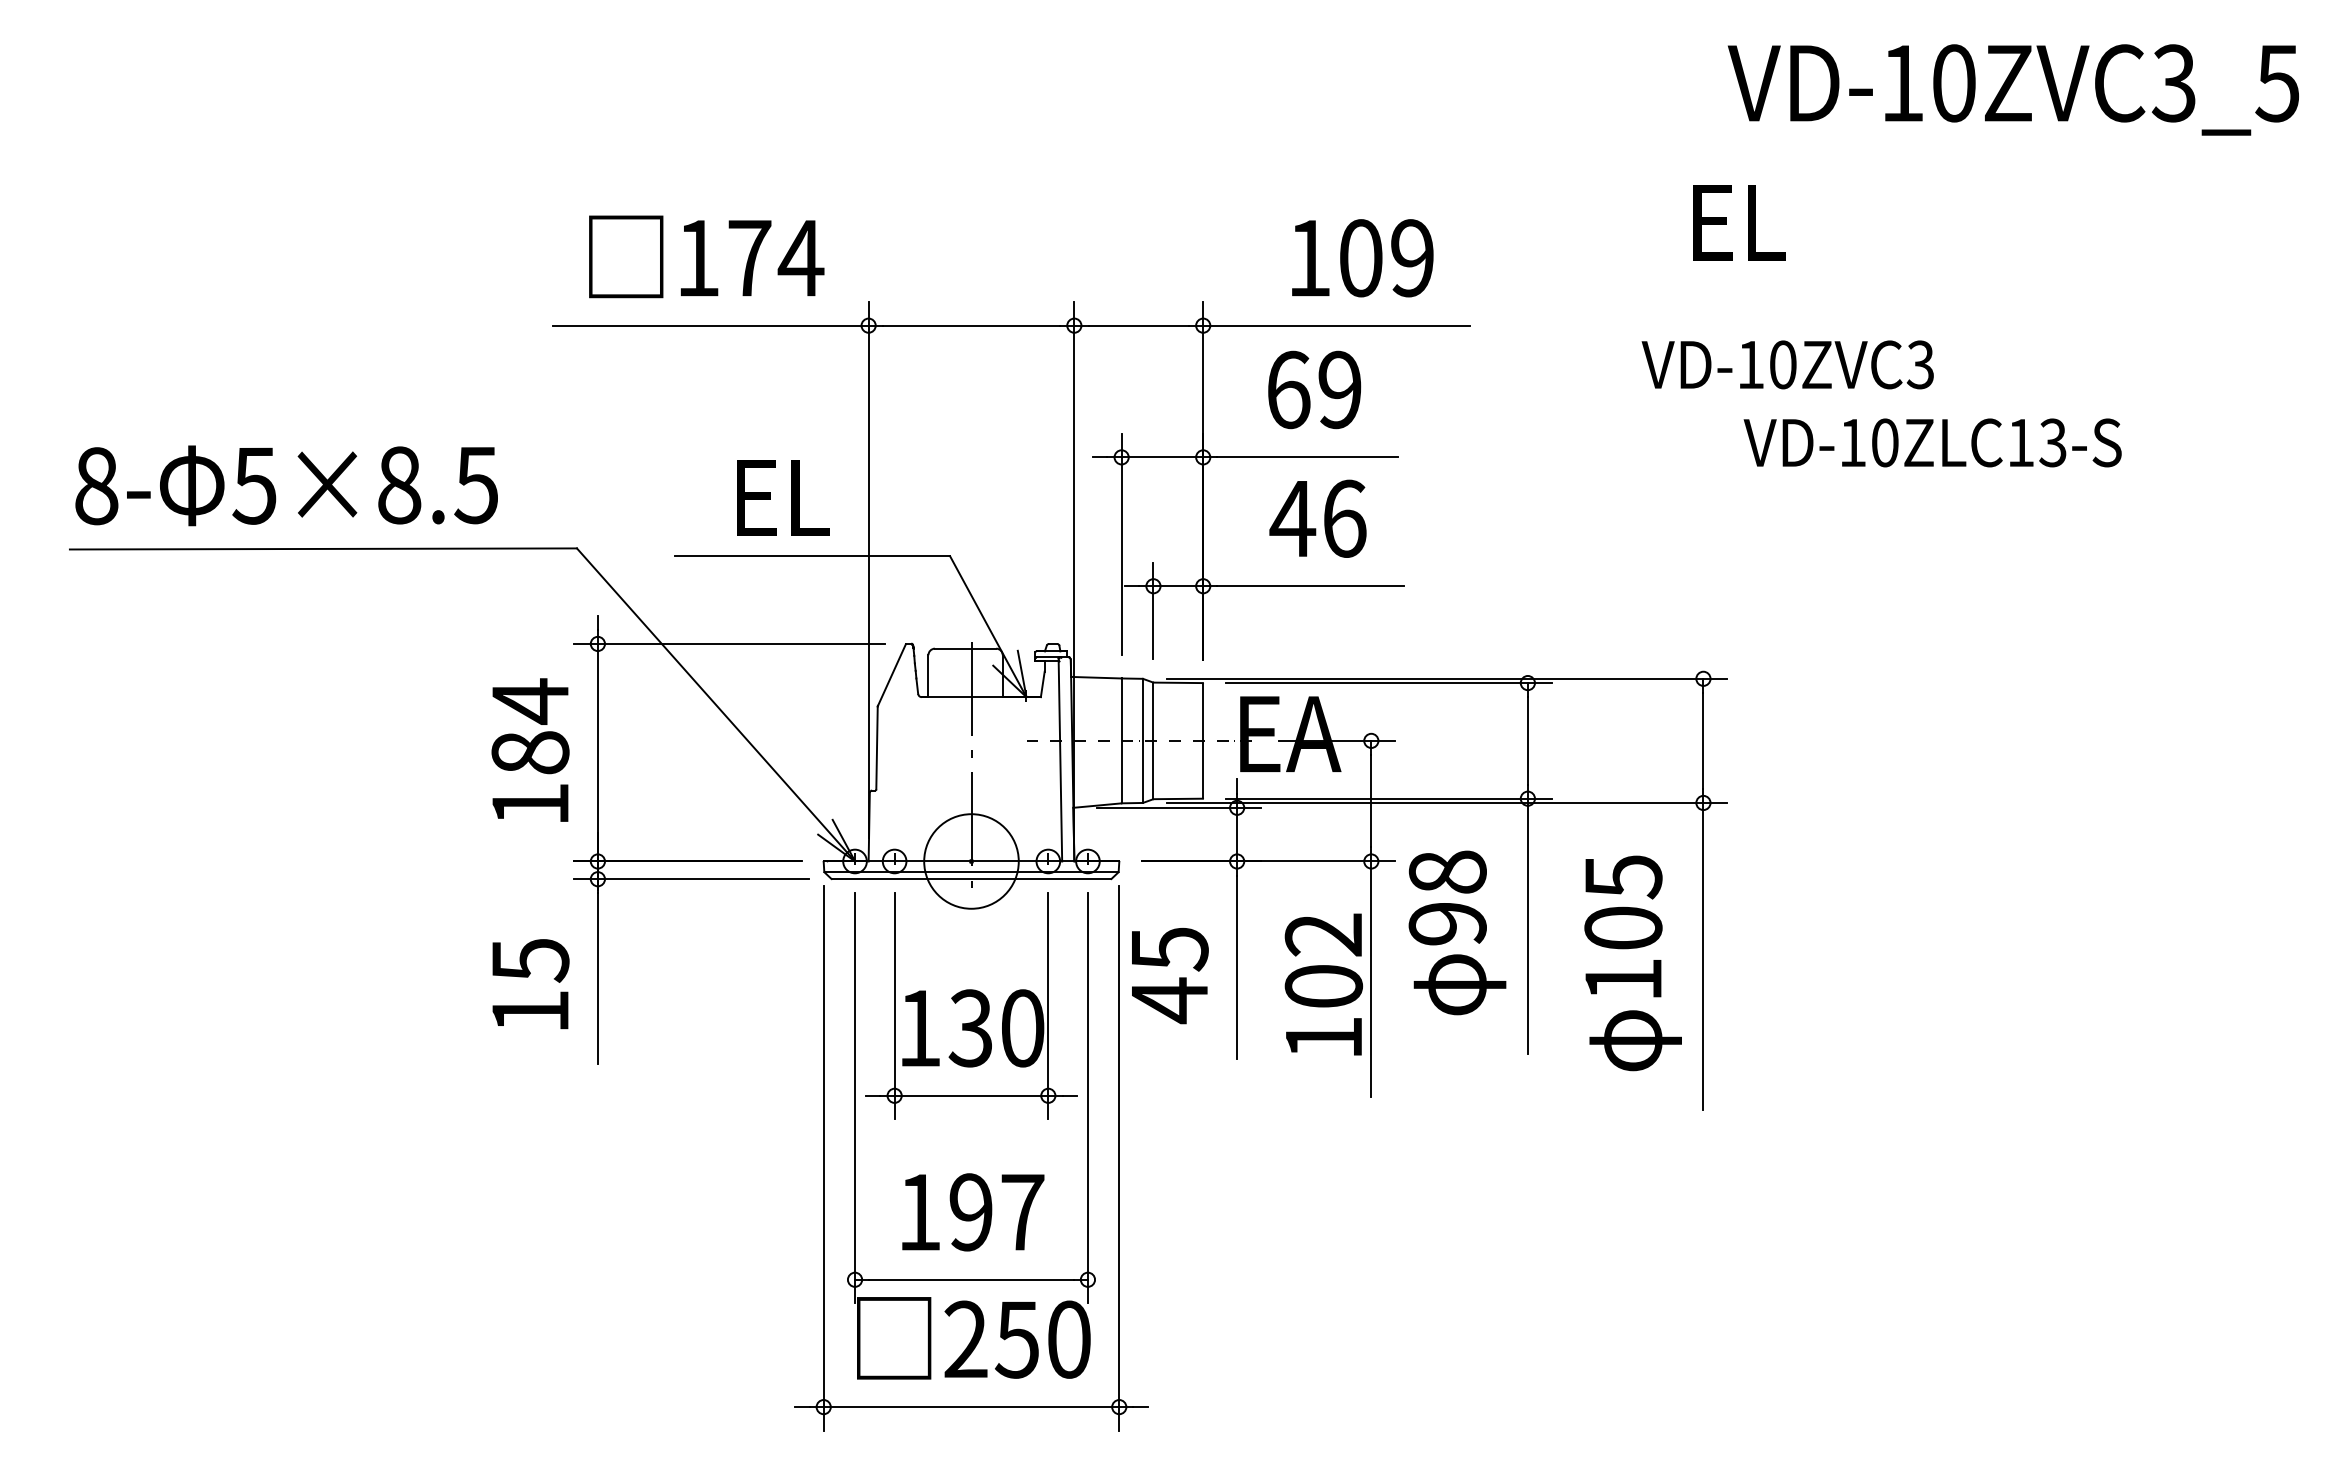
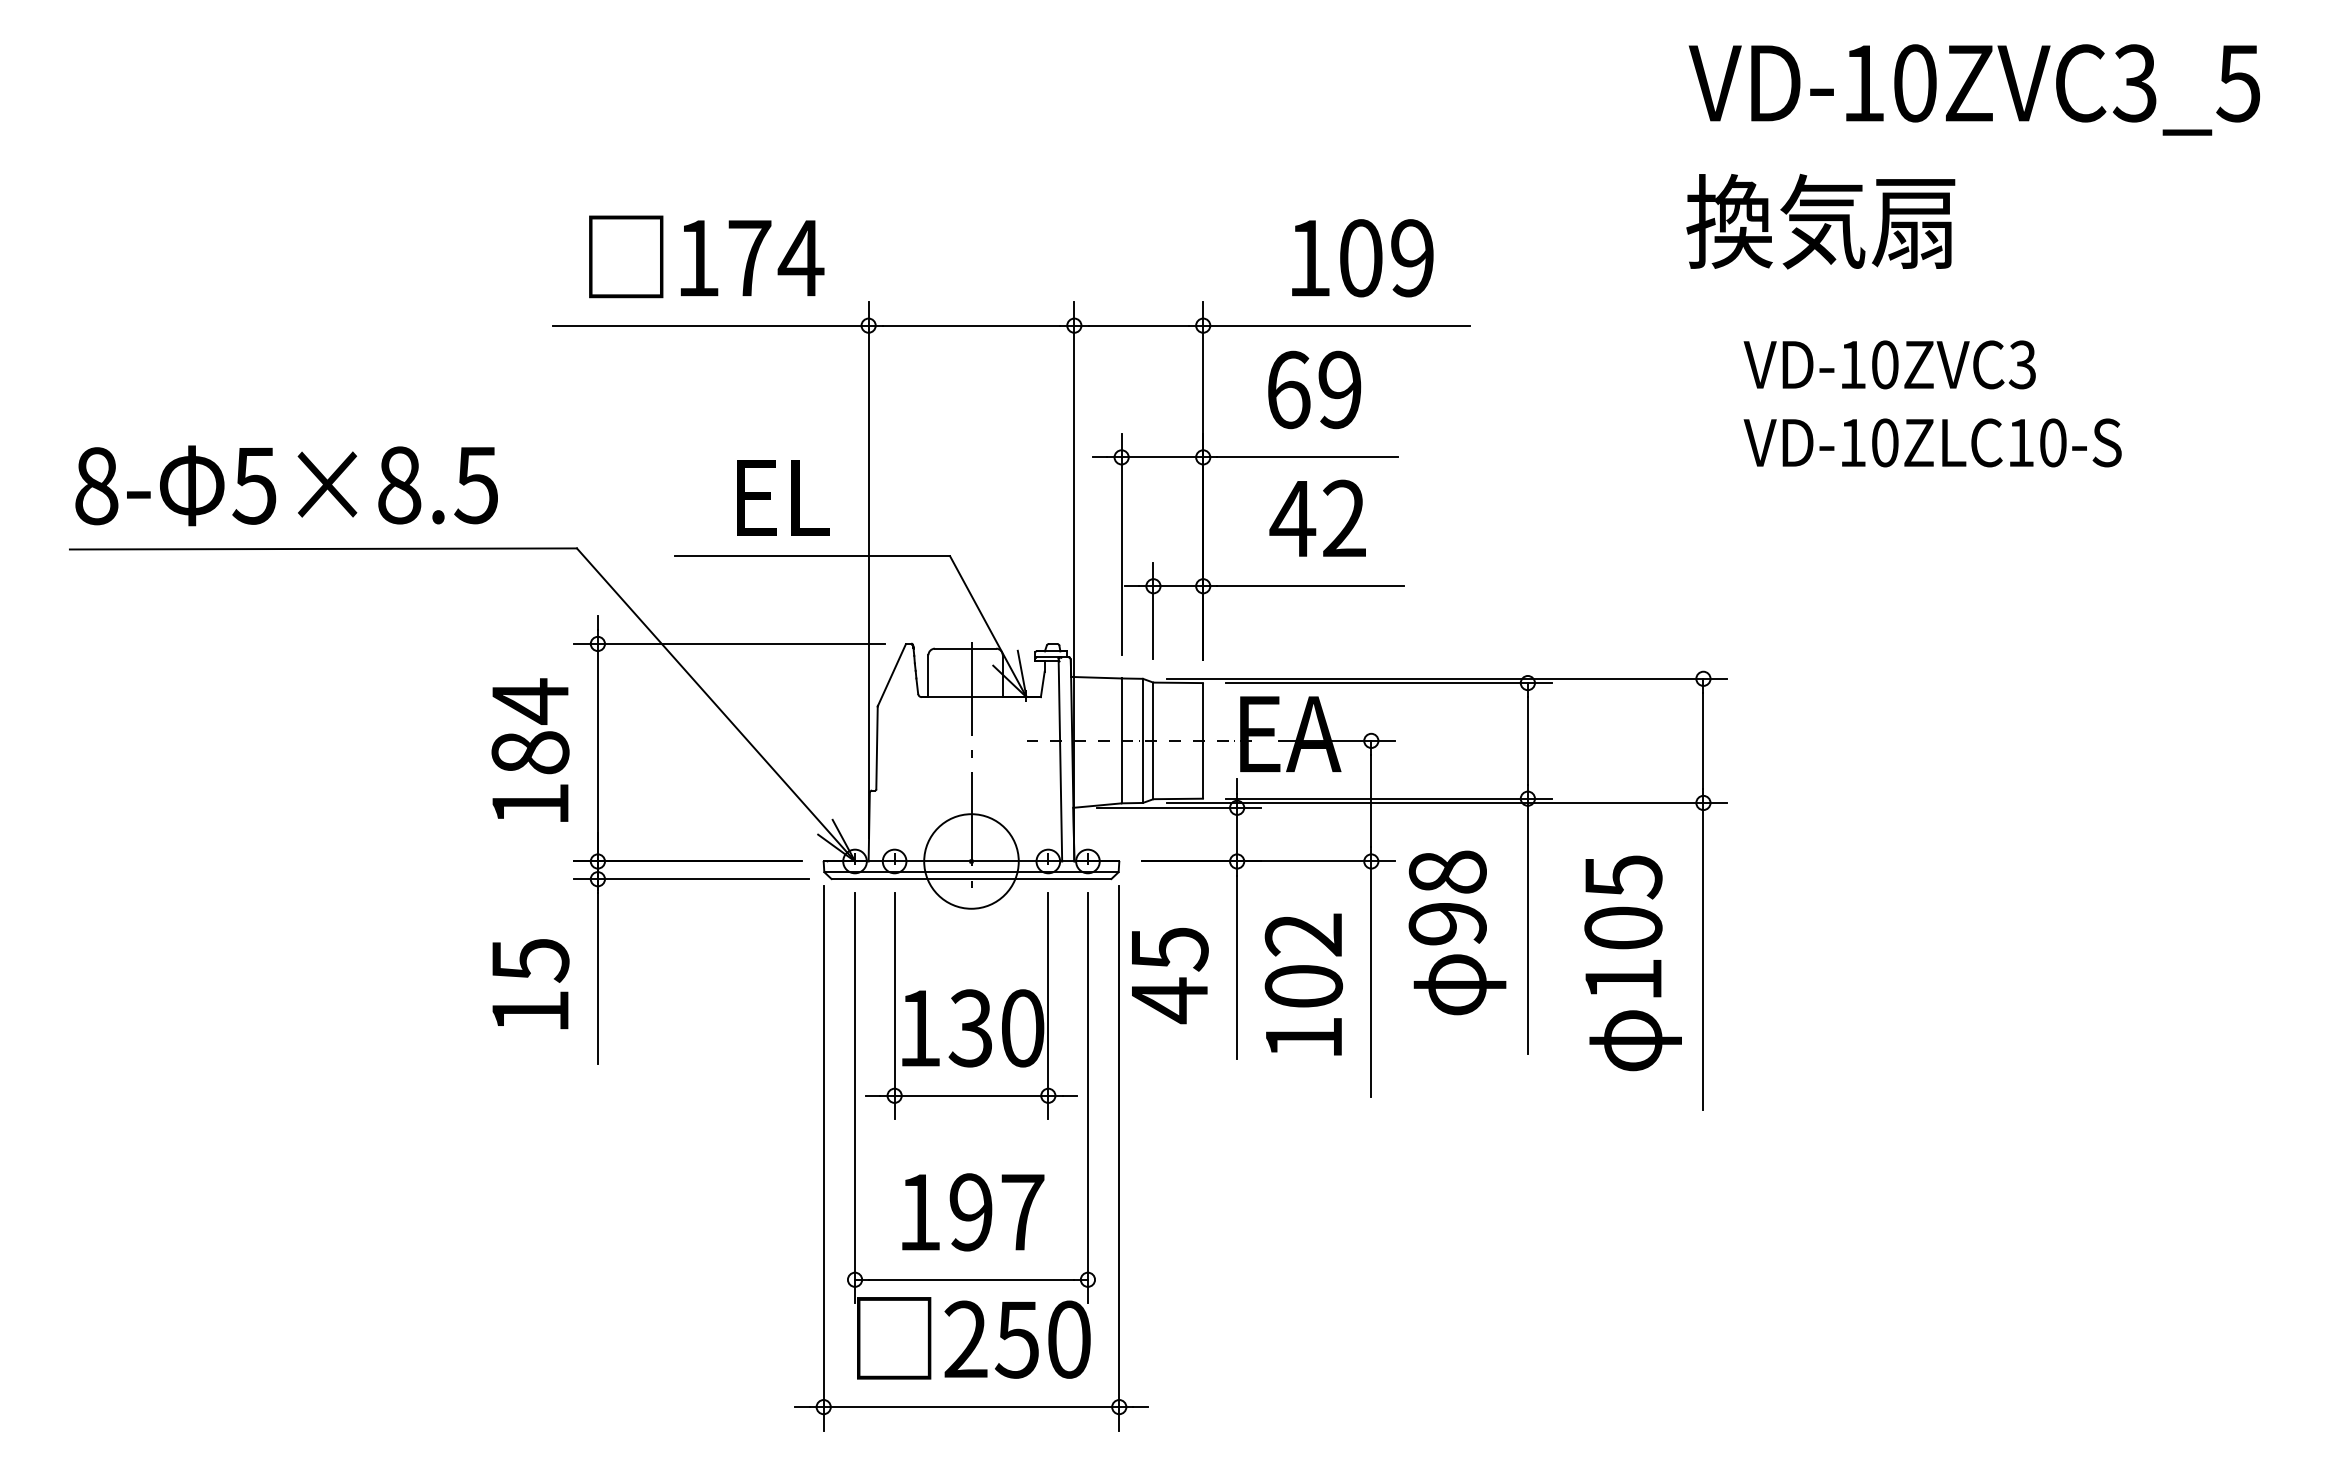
text position: (2013, 89) -> (1974, 89) (1974, 89)
text: EL -> 換気扇 (1820, 221)
text position: (1787, 364) -> (1889, 364) (1889, 364)
text: VD-10ZLC13-S -> VD-10ZLC10-S (2052, 442)
text: 46 -> 42 (1344, 518)
text position: (1323, 984) -> (1303, 984) (1303, 984)
